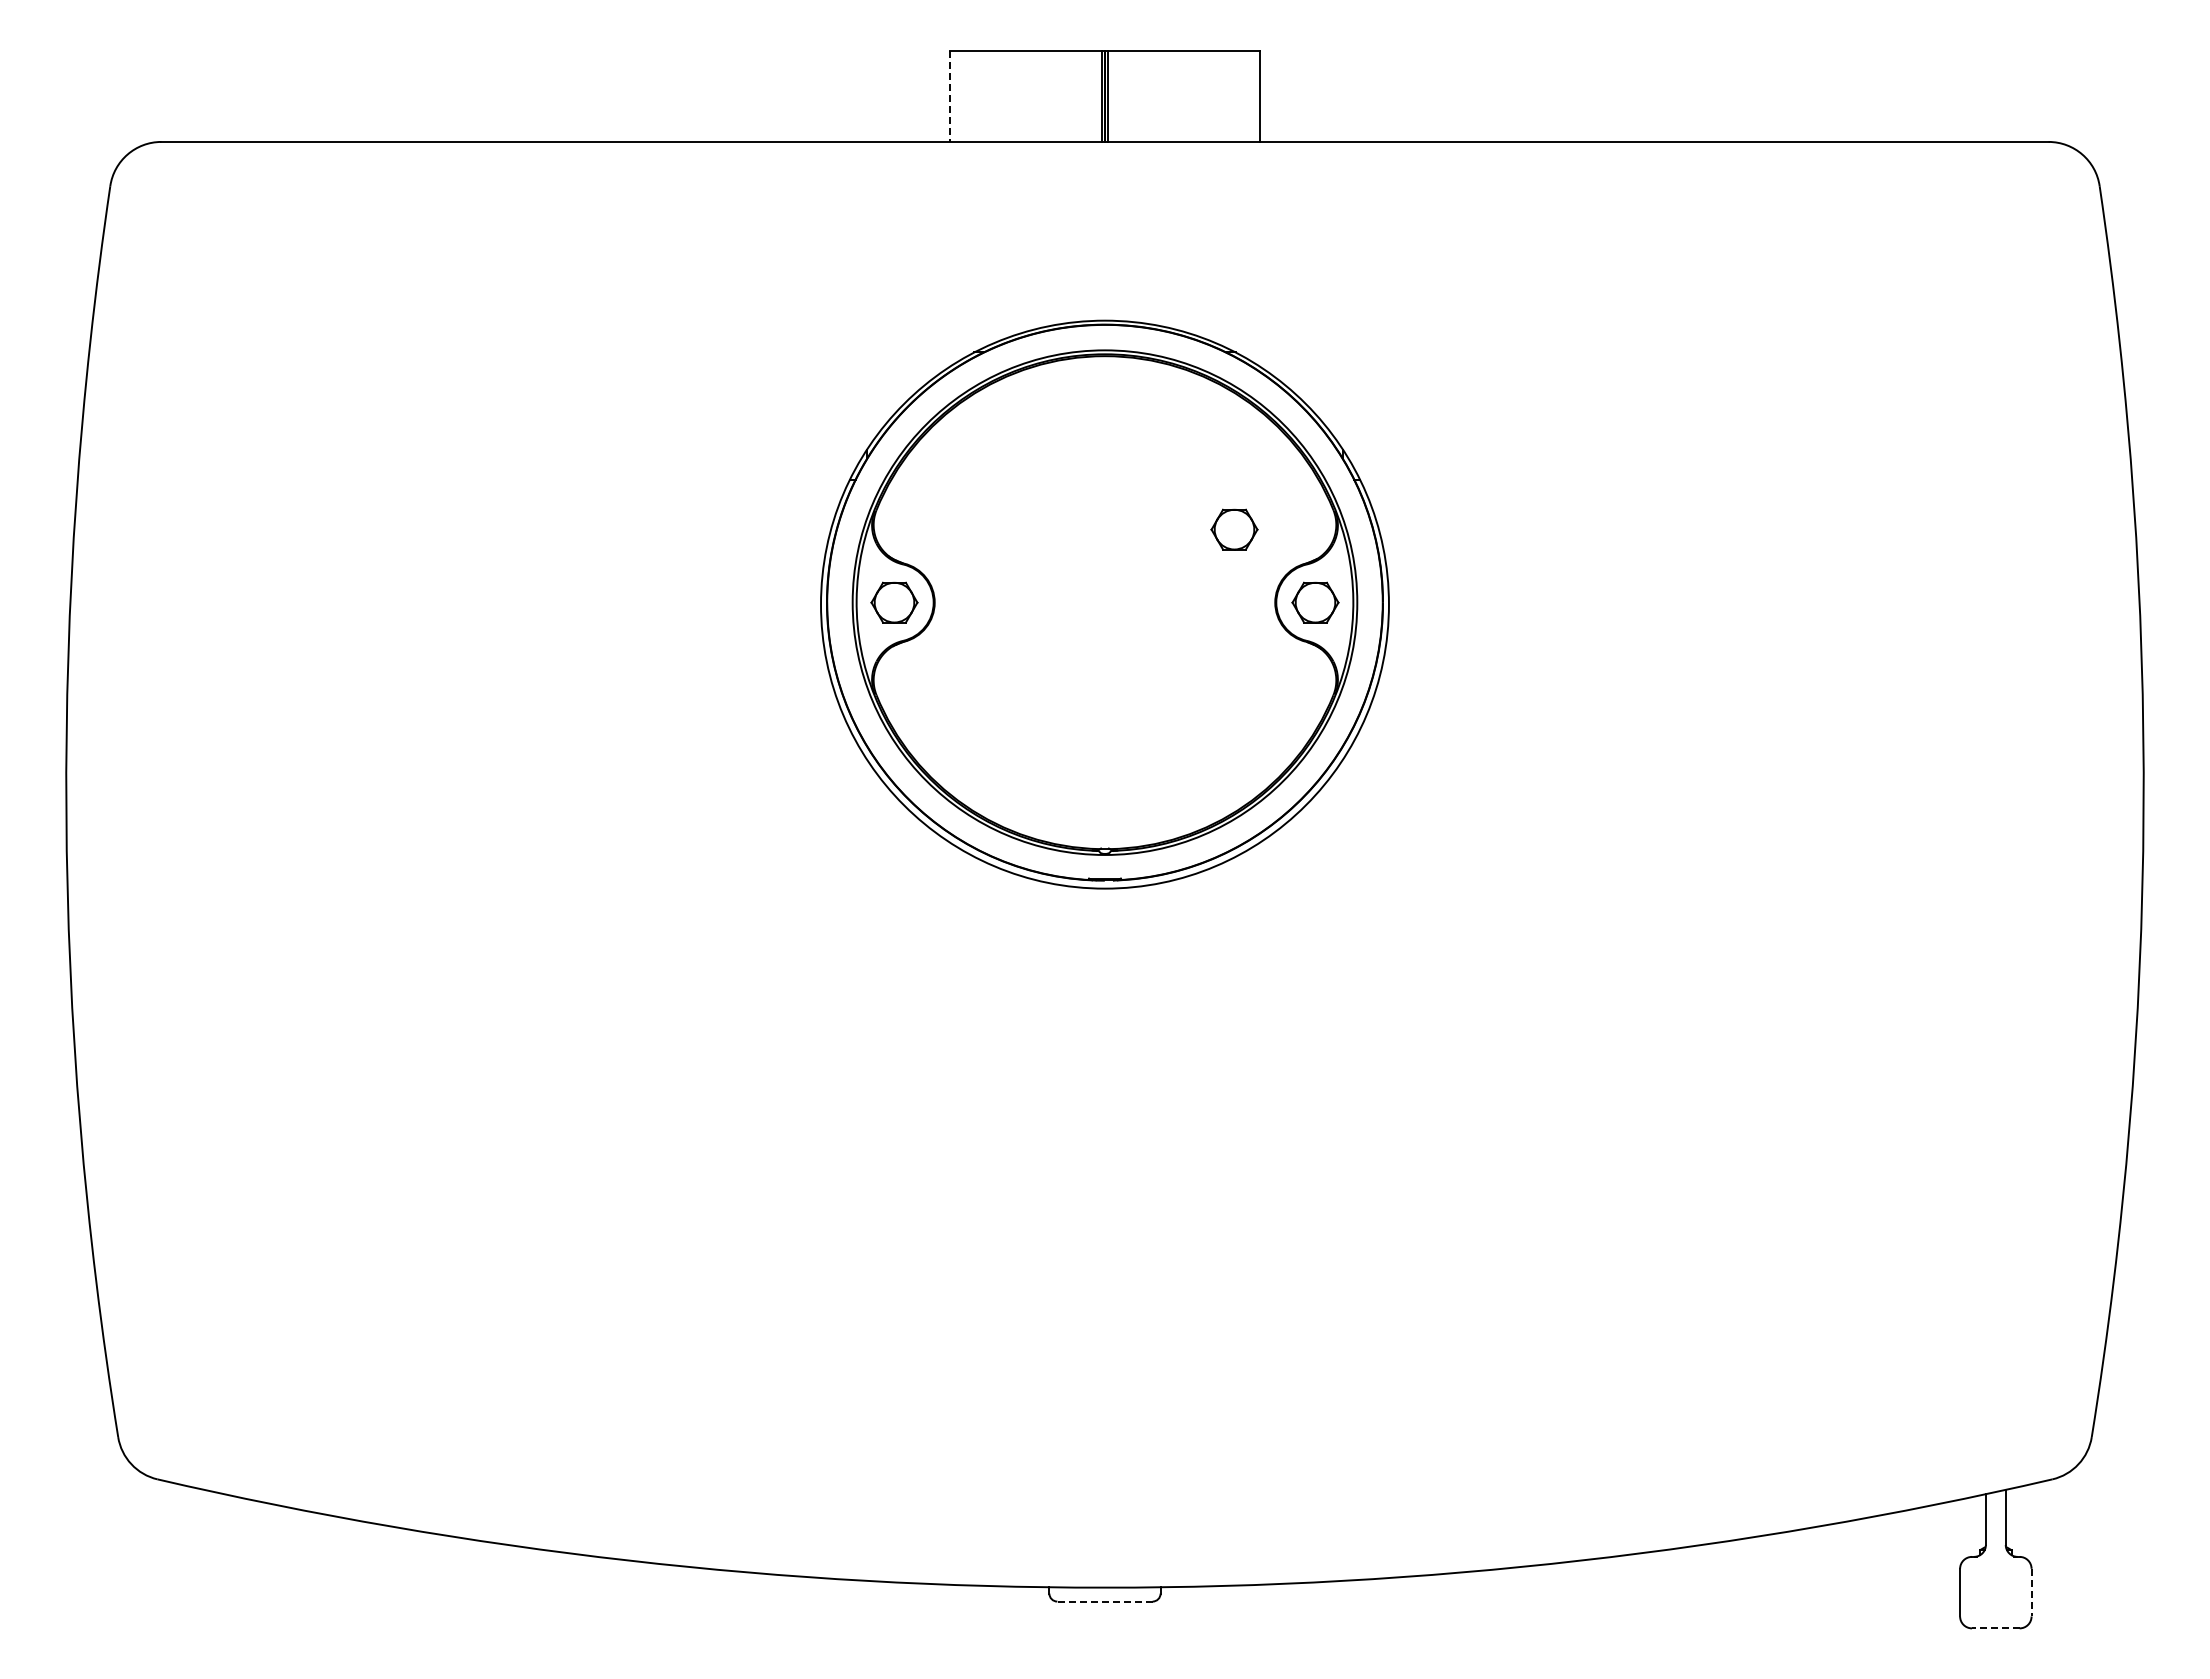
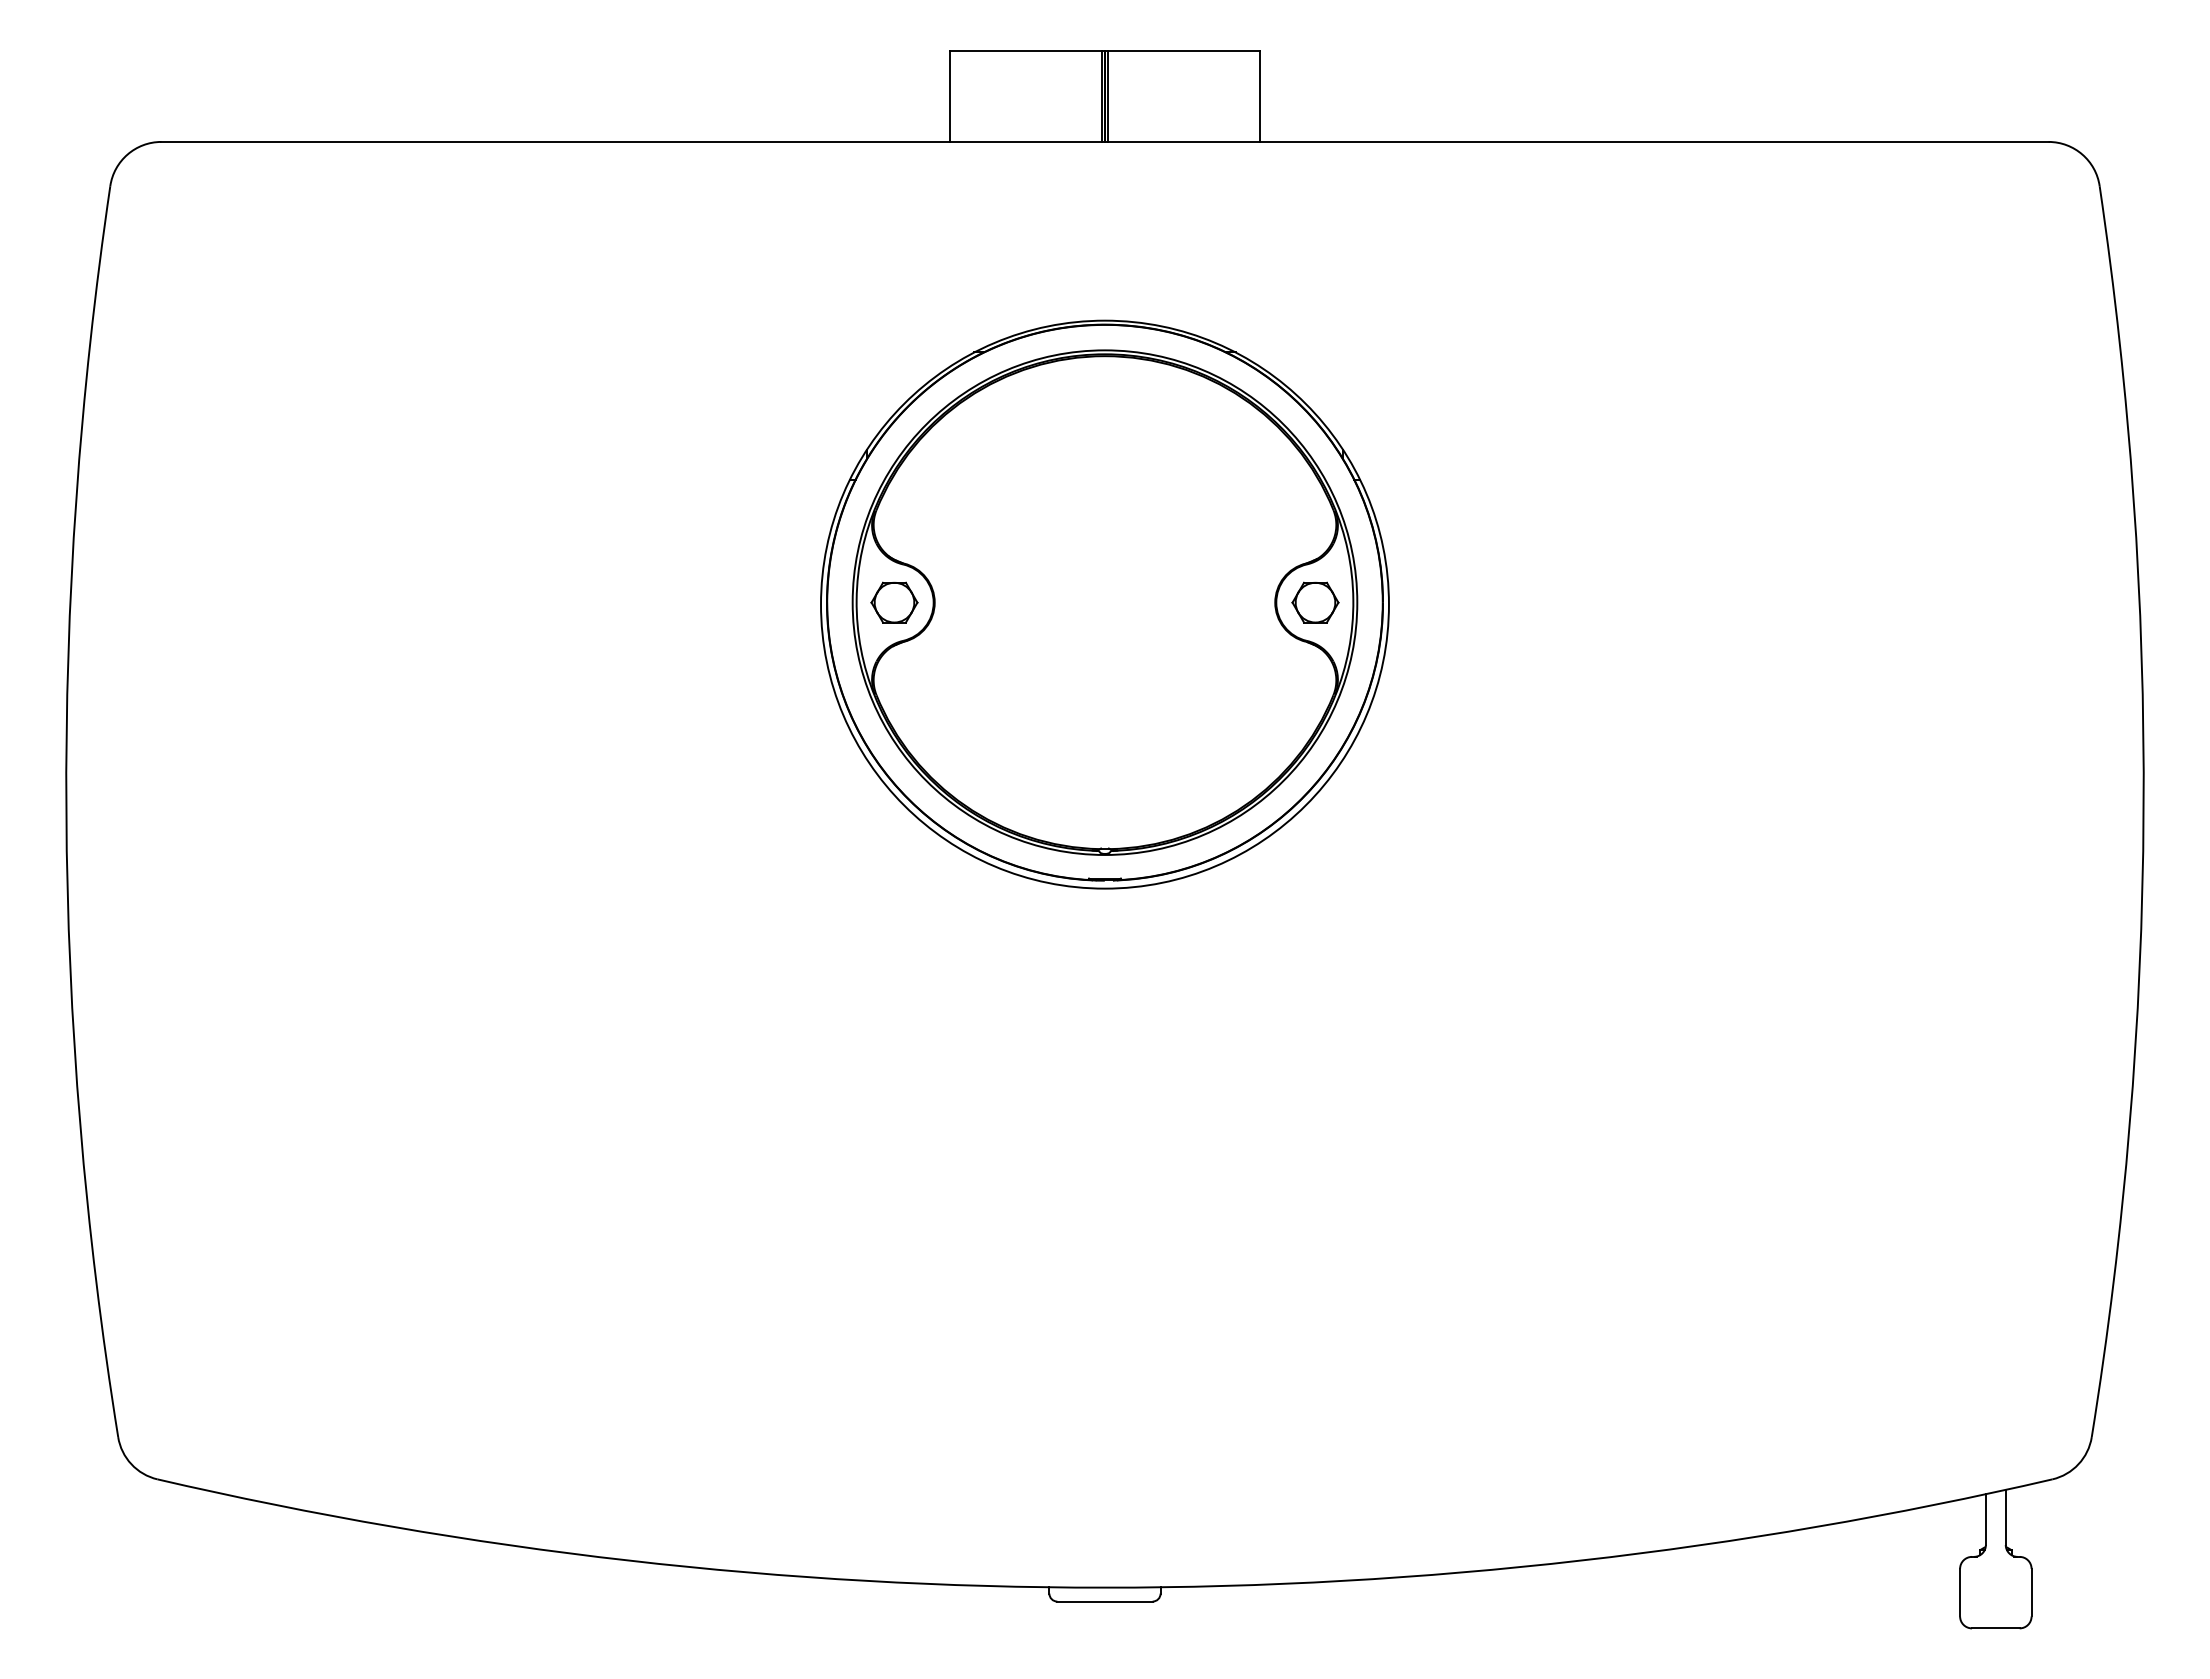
line: dashed -> solid (950, 96)
part: present -> none (1234, 529)
line: dashed -> solid (2031, 1592)
line: dashed -> solid (1104, 1601)
line: dashed -> solid (1995, 1628)
